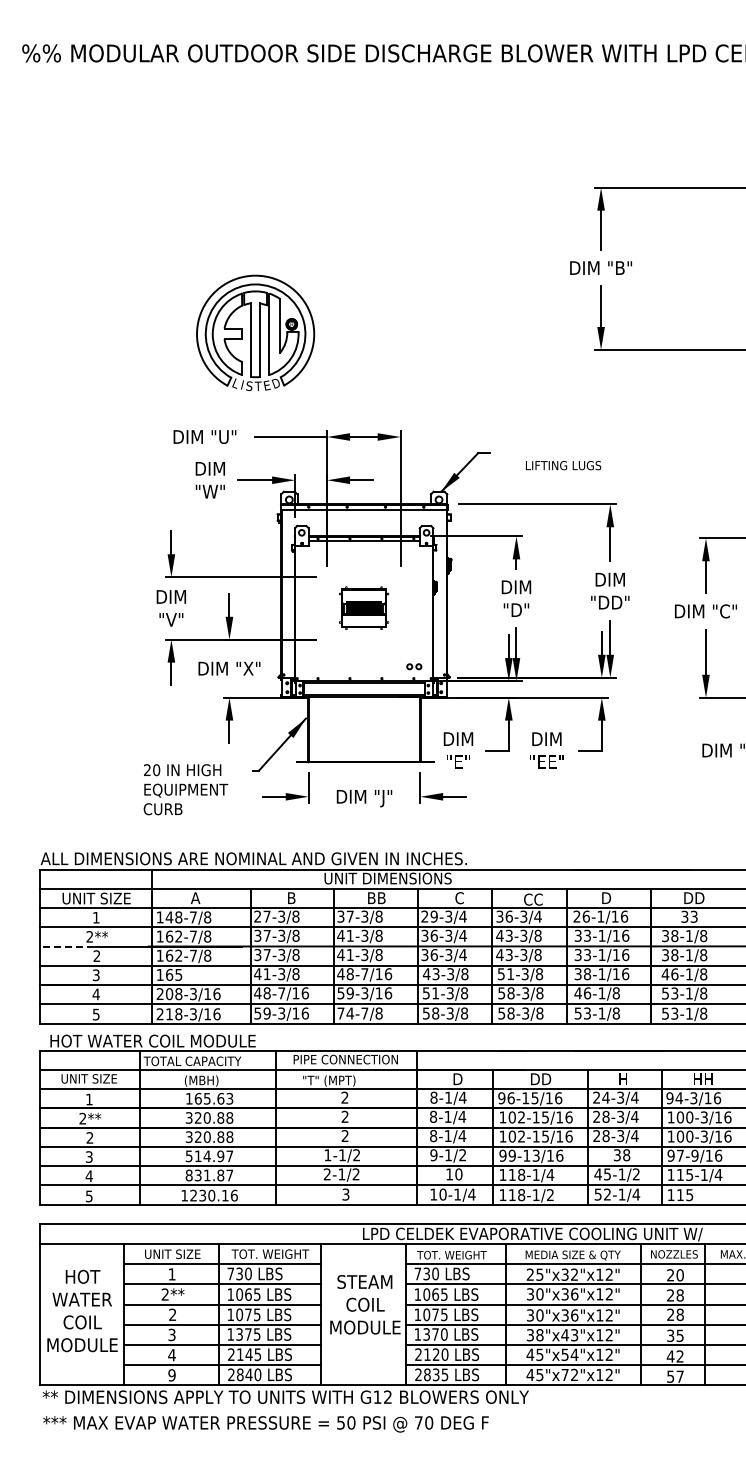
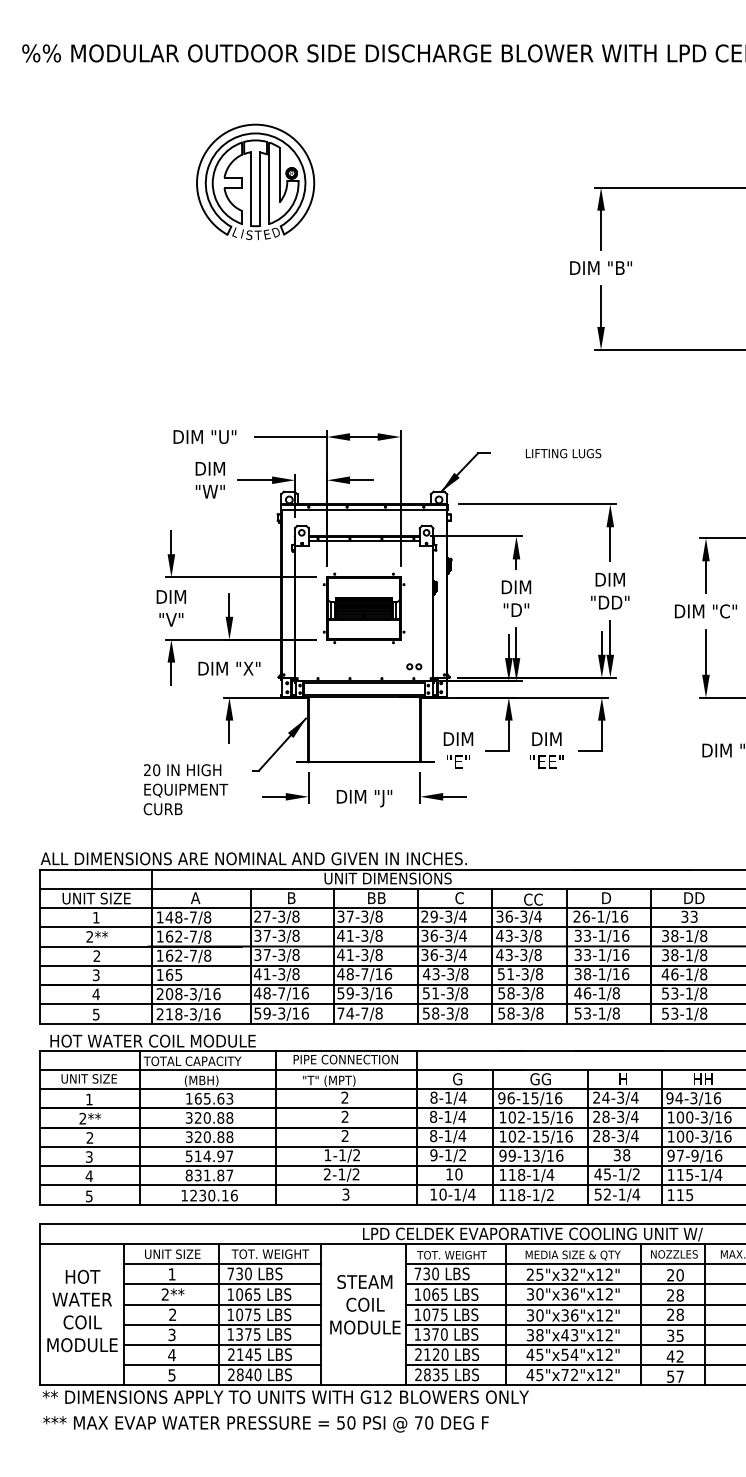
part position: (255, 332) -> (255, 181) (255, 181)
text position: (563, 465) -> (563, 453) (563, 453)
part size: 51x44 px -> 84x72 px (363, 607)
line: dashed -> solid (66, 946)
text: D -> G (457, 1079)
text: DD -> GG (540, 1079)
text: 9 -> 5 (171, 1375)
